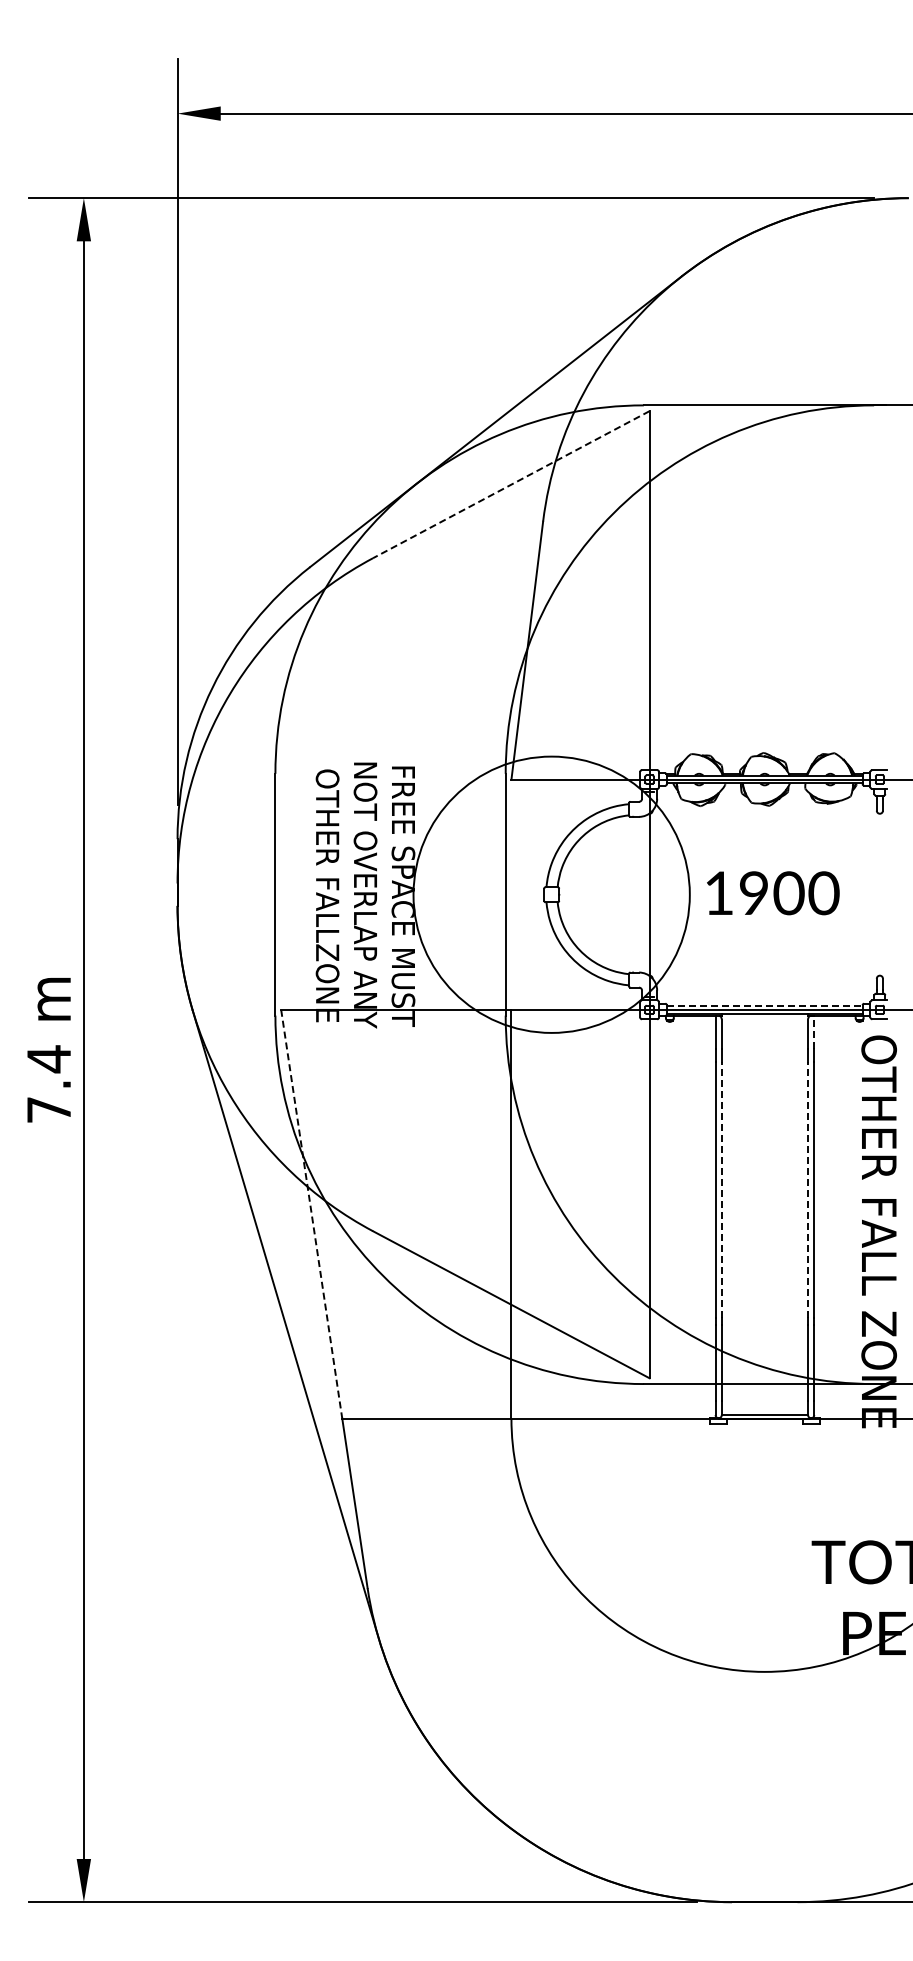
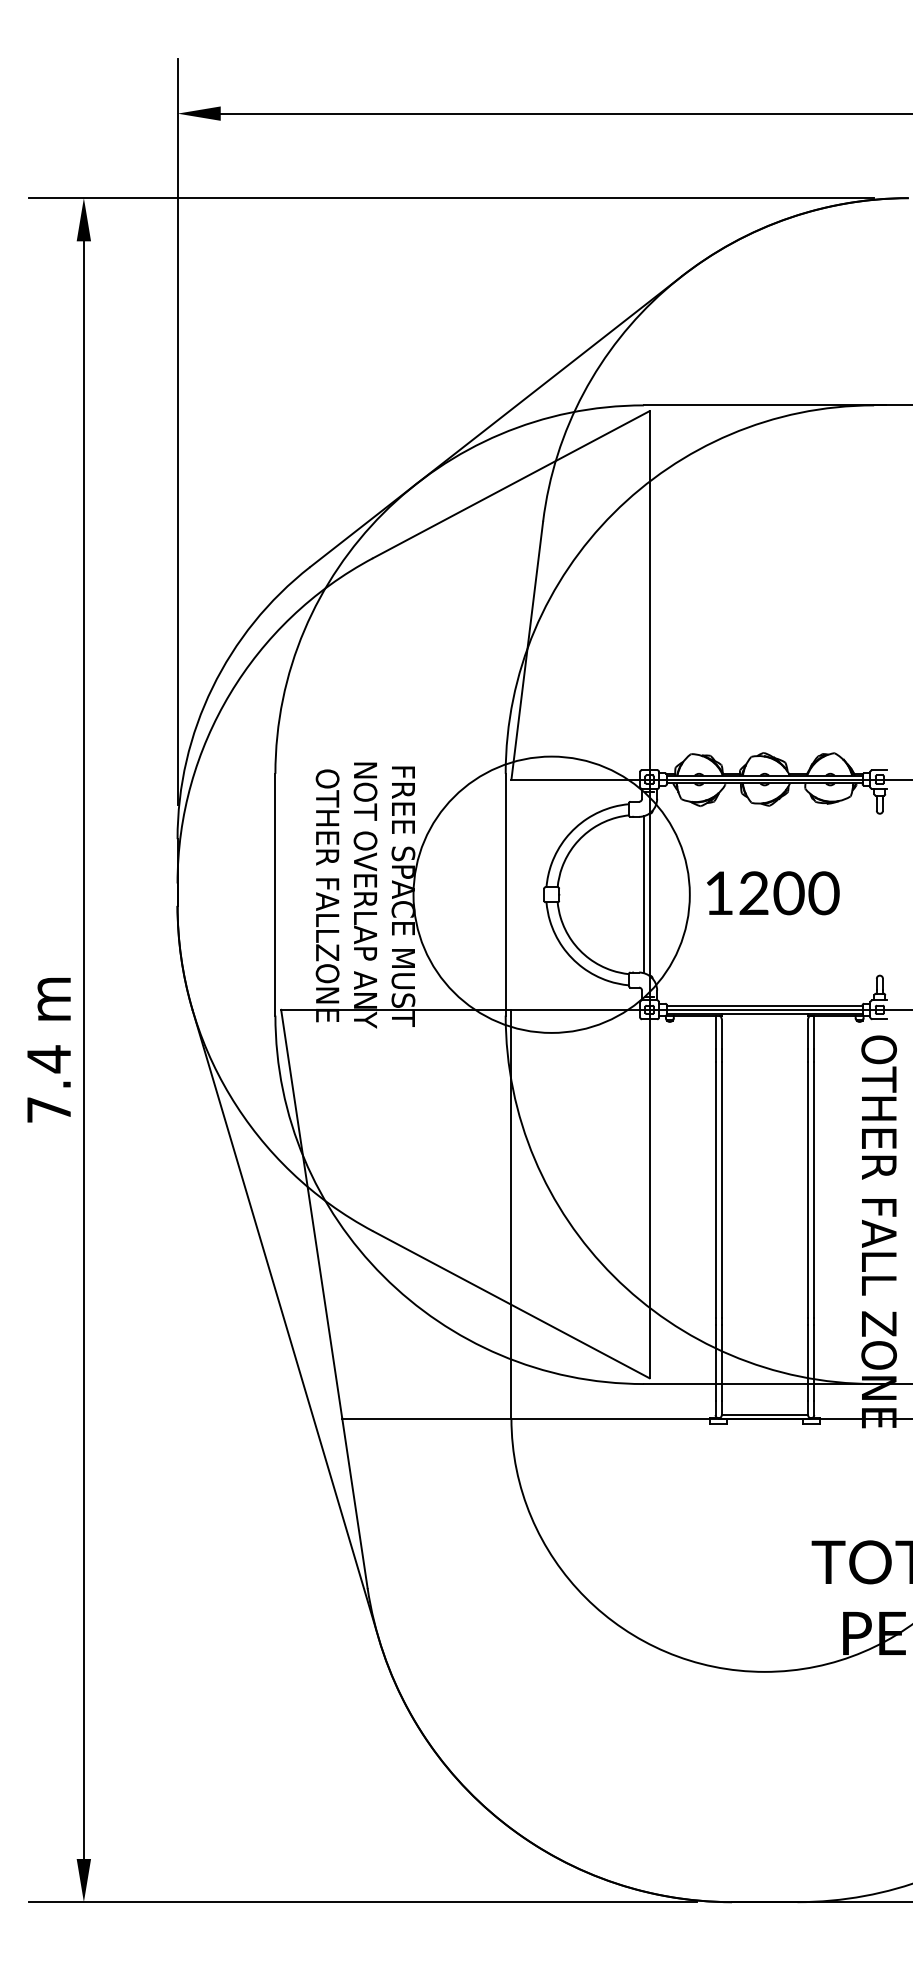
line: dashed -> solid (511, 484)
text: 1900 -> 1200 (753, 892)
line: none -> present (643, 894)
line: dashed -> solid (764, 1005)
line: dashed -> solid (814, 1032)
line: dashed -> solid (721, 1189)
line: dashed -> solid (808, 1189)
line: dashed -> solid (311, 1214)
